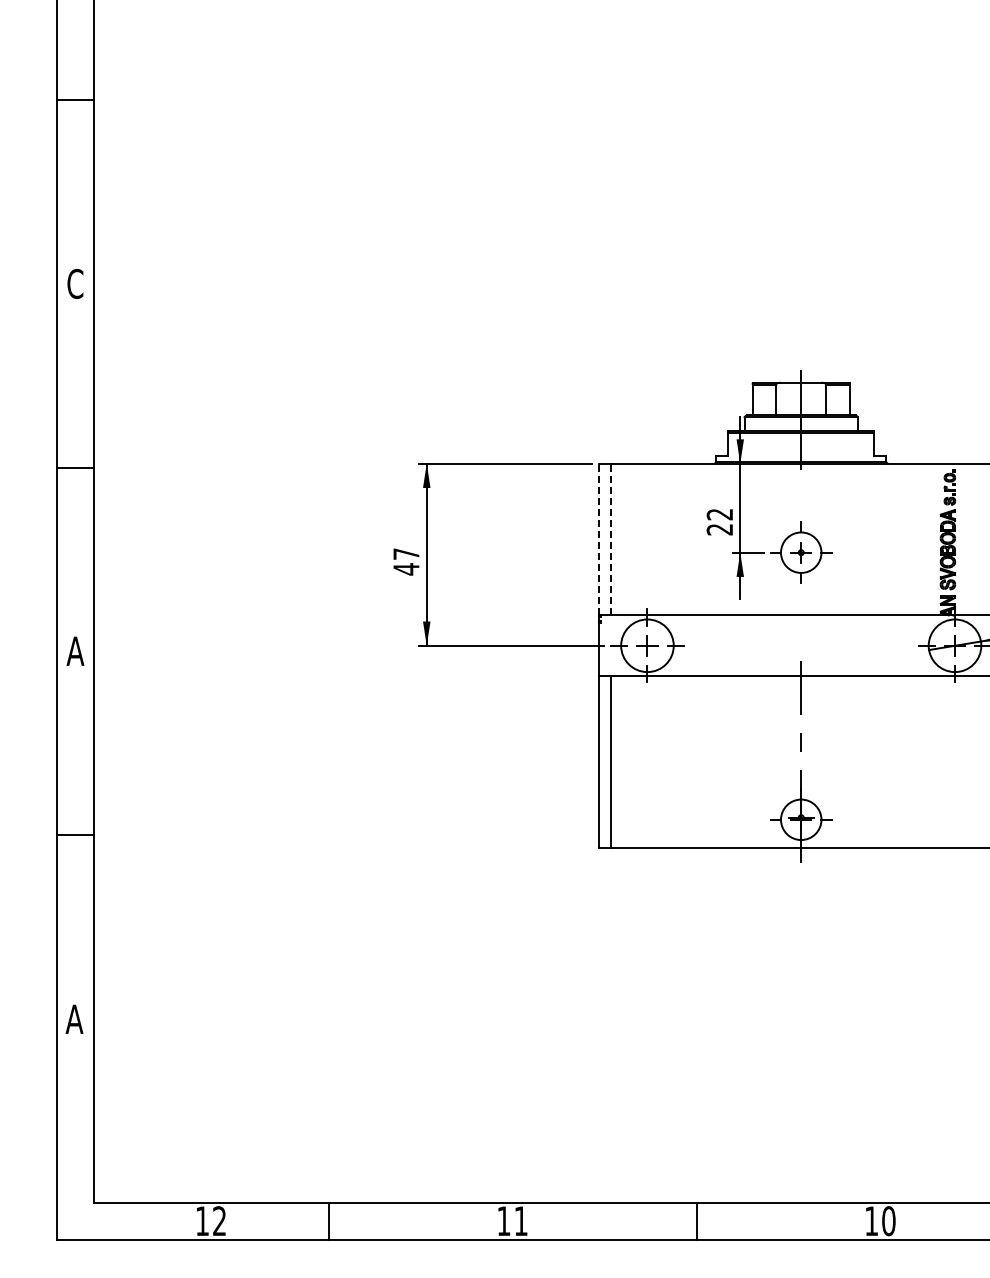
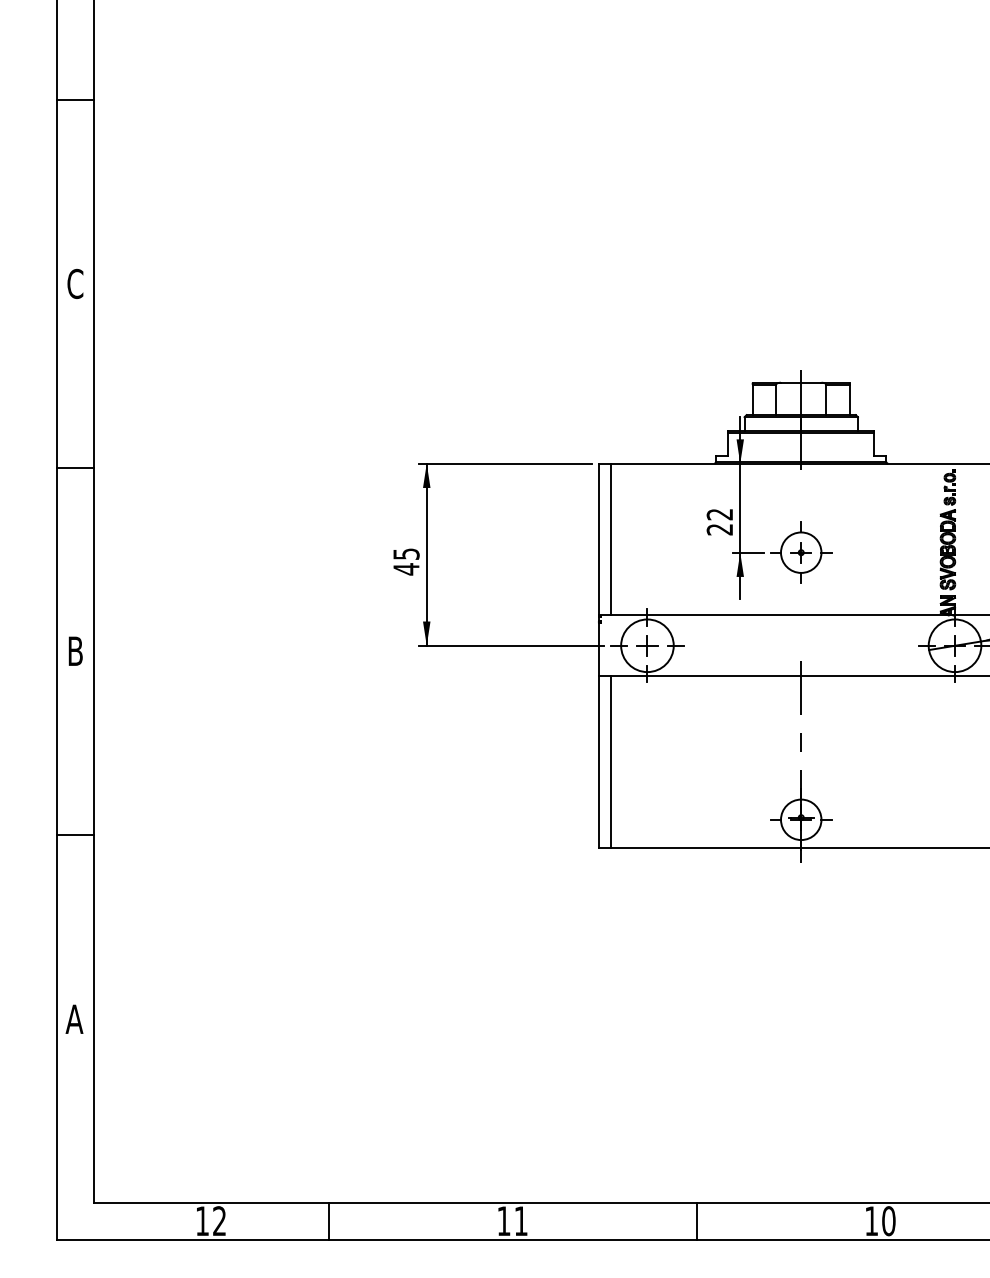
line: dashed -> solid (598, 539)
line: dashed -> solid (611, 539)
text: 47 -> 45 (406, 553)
text: A -> B (75, 650)
